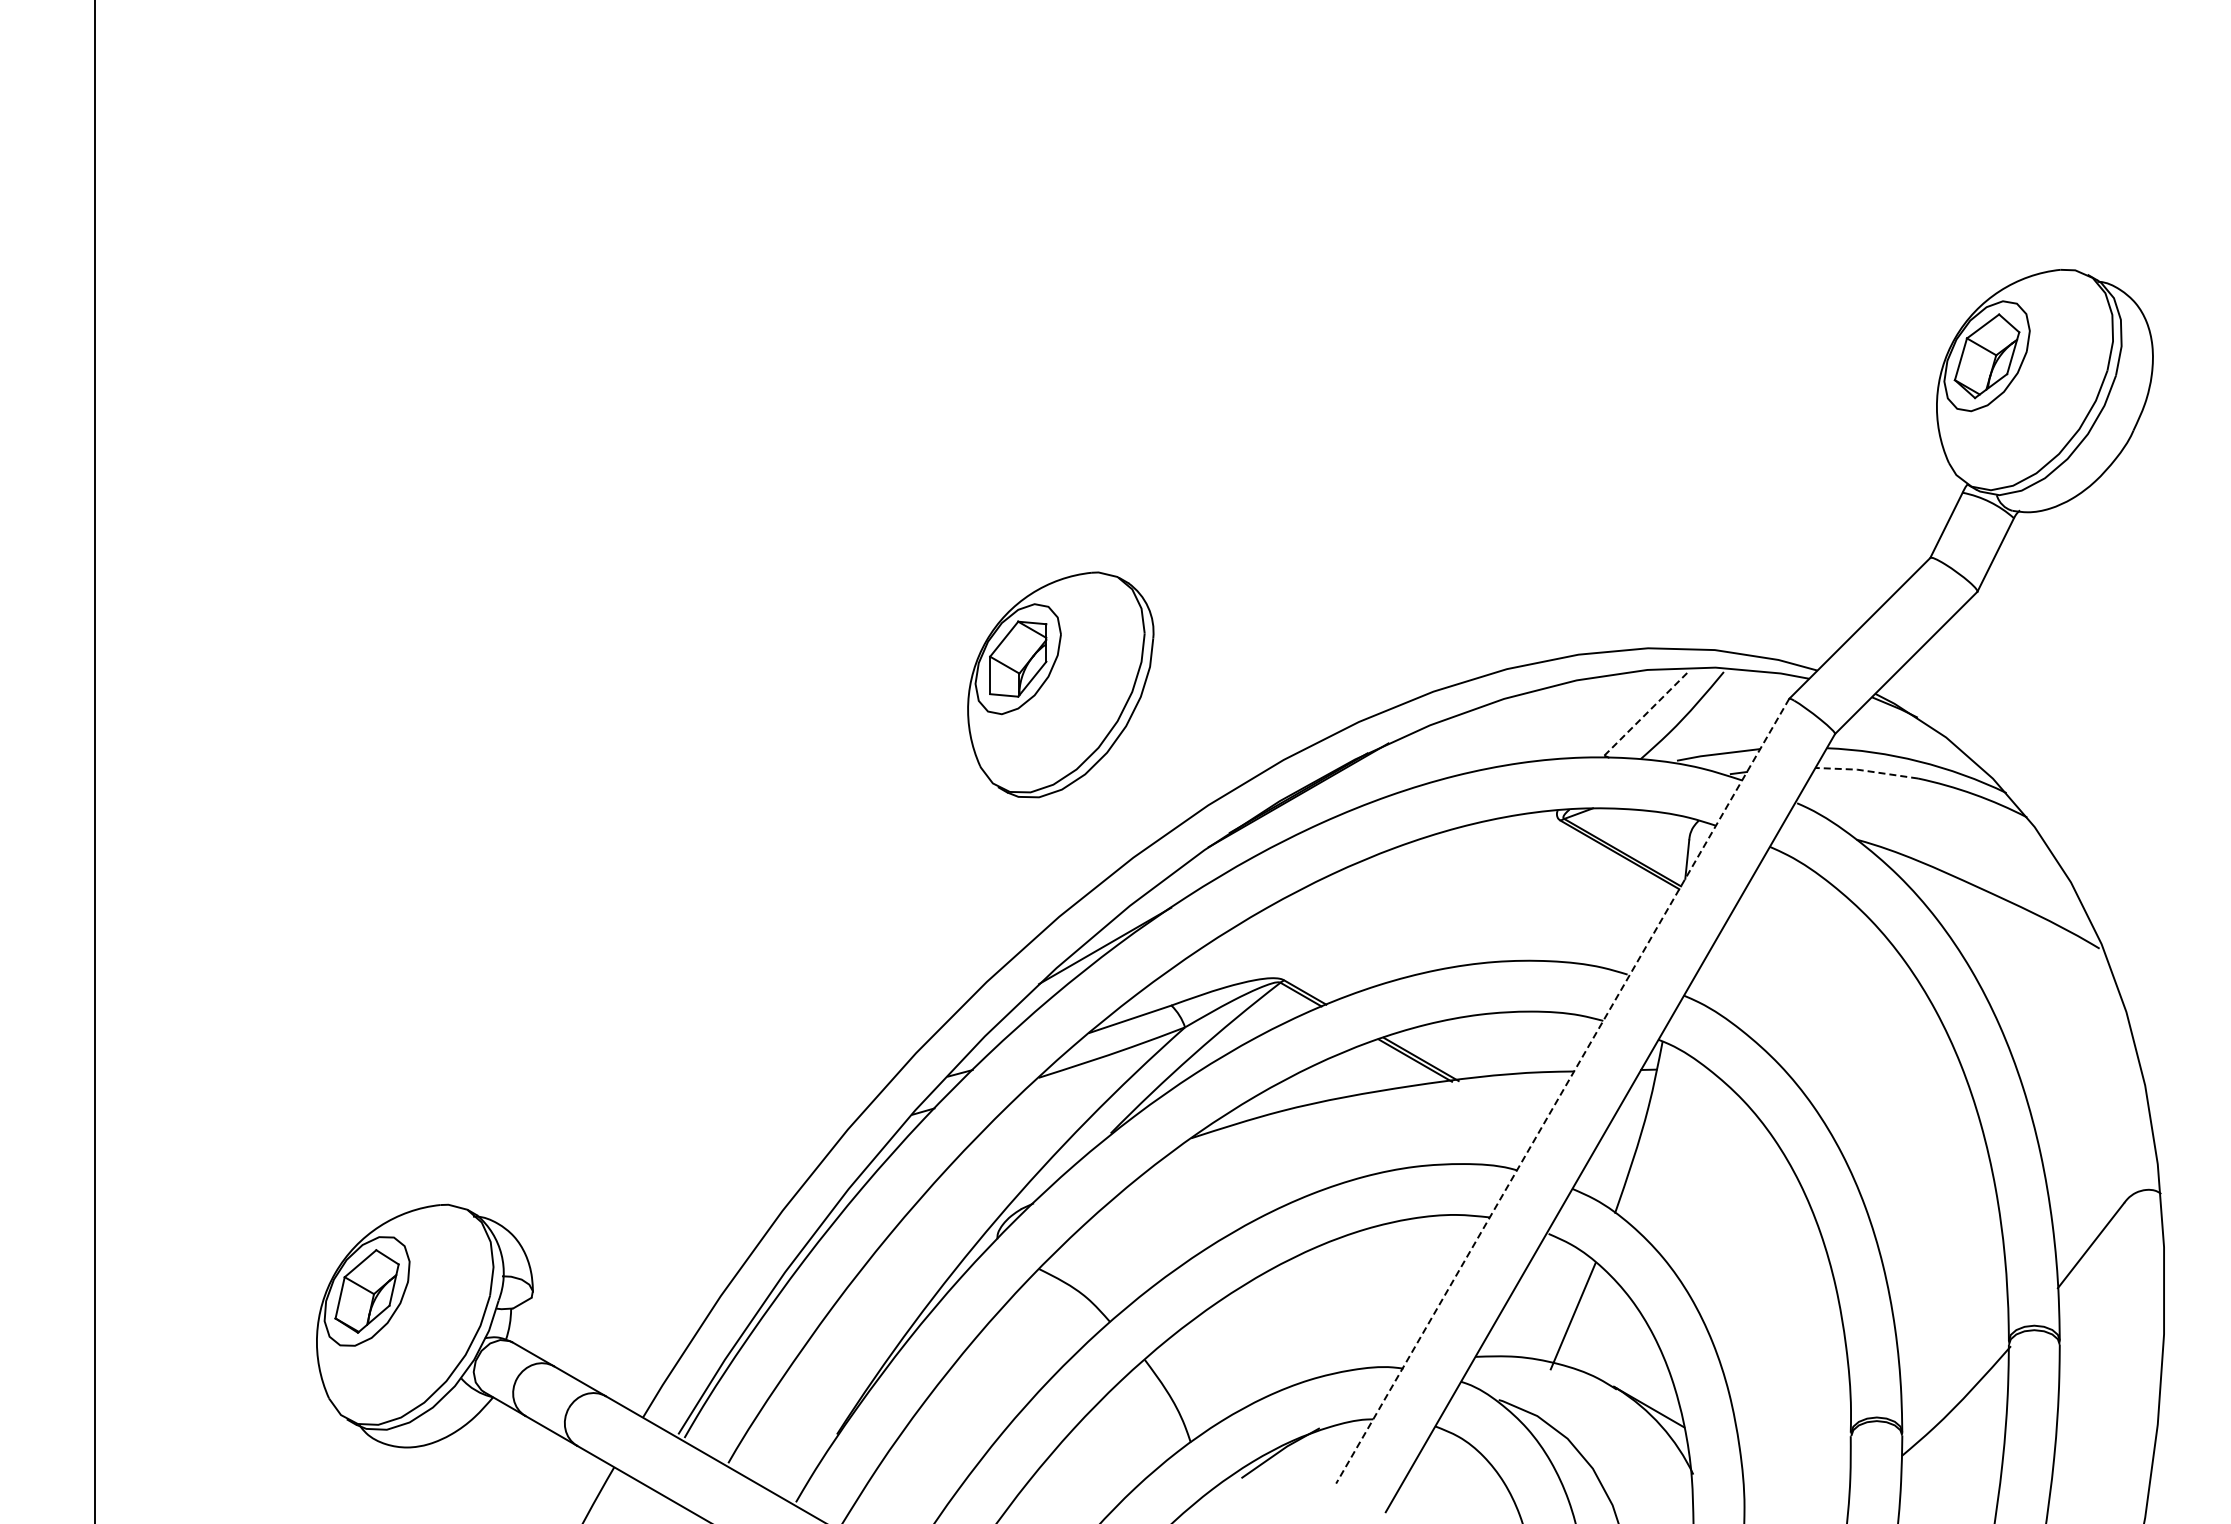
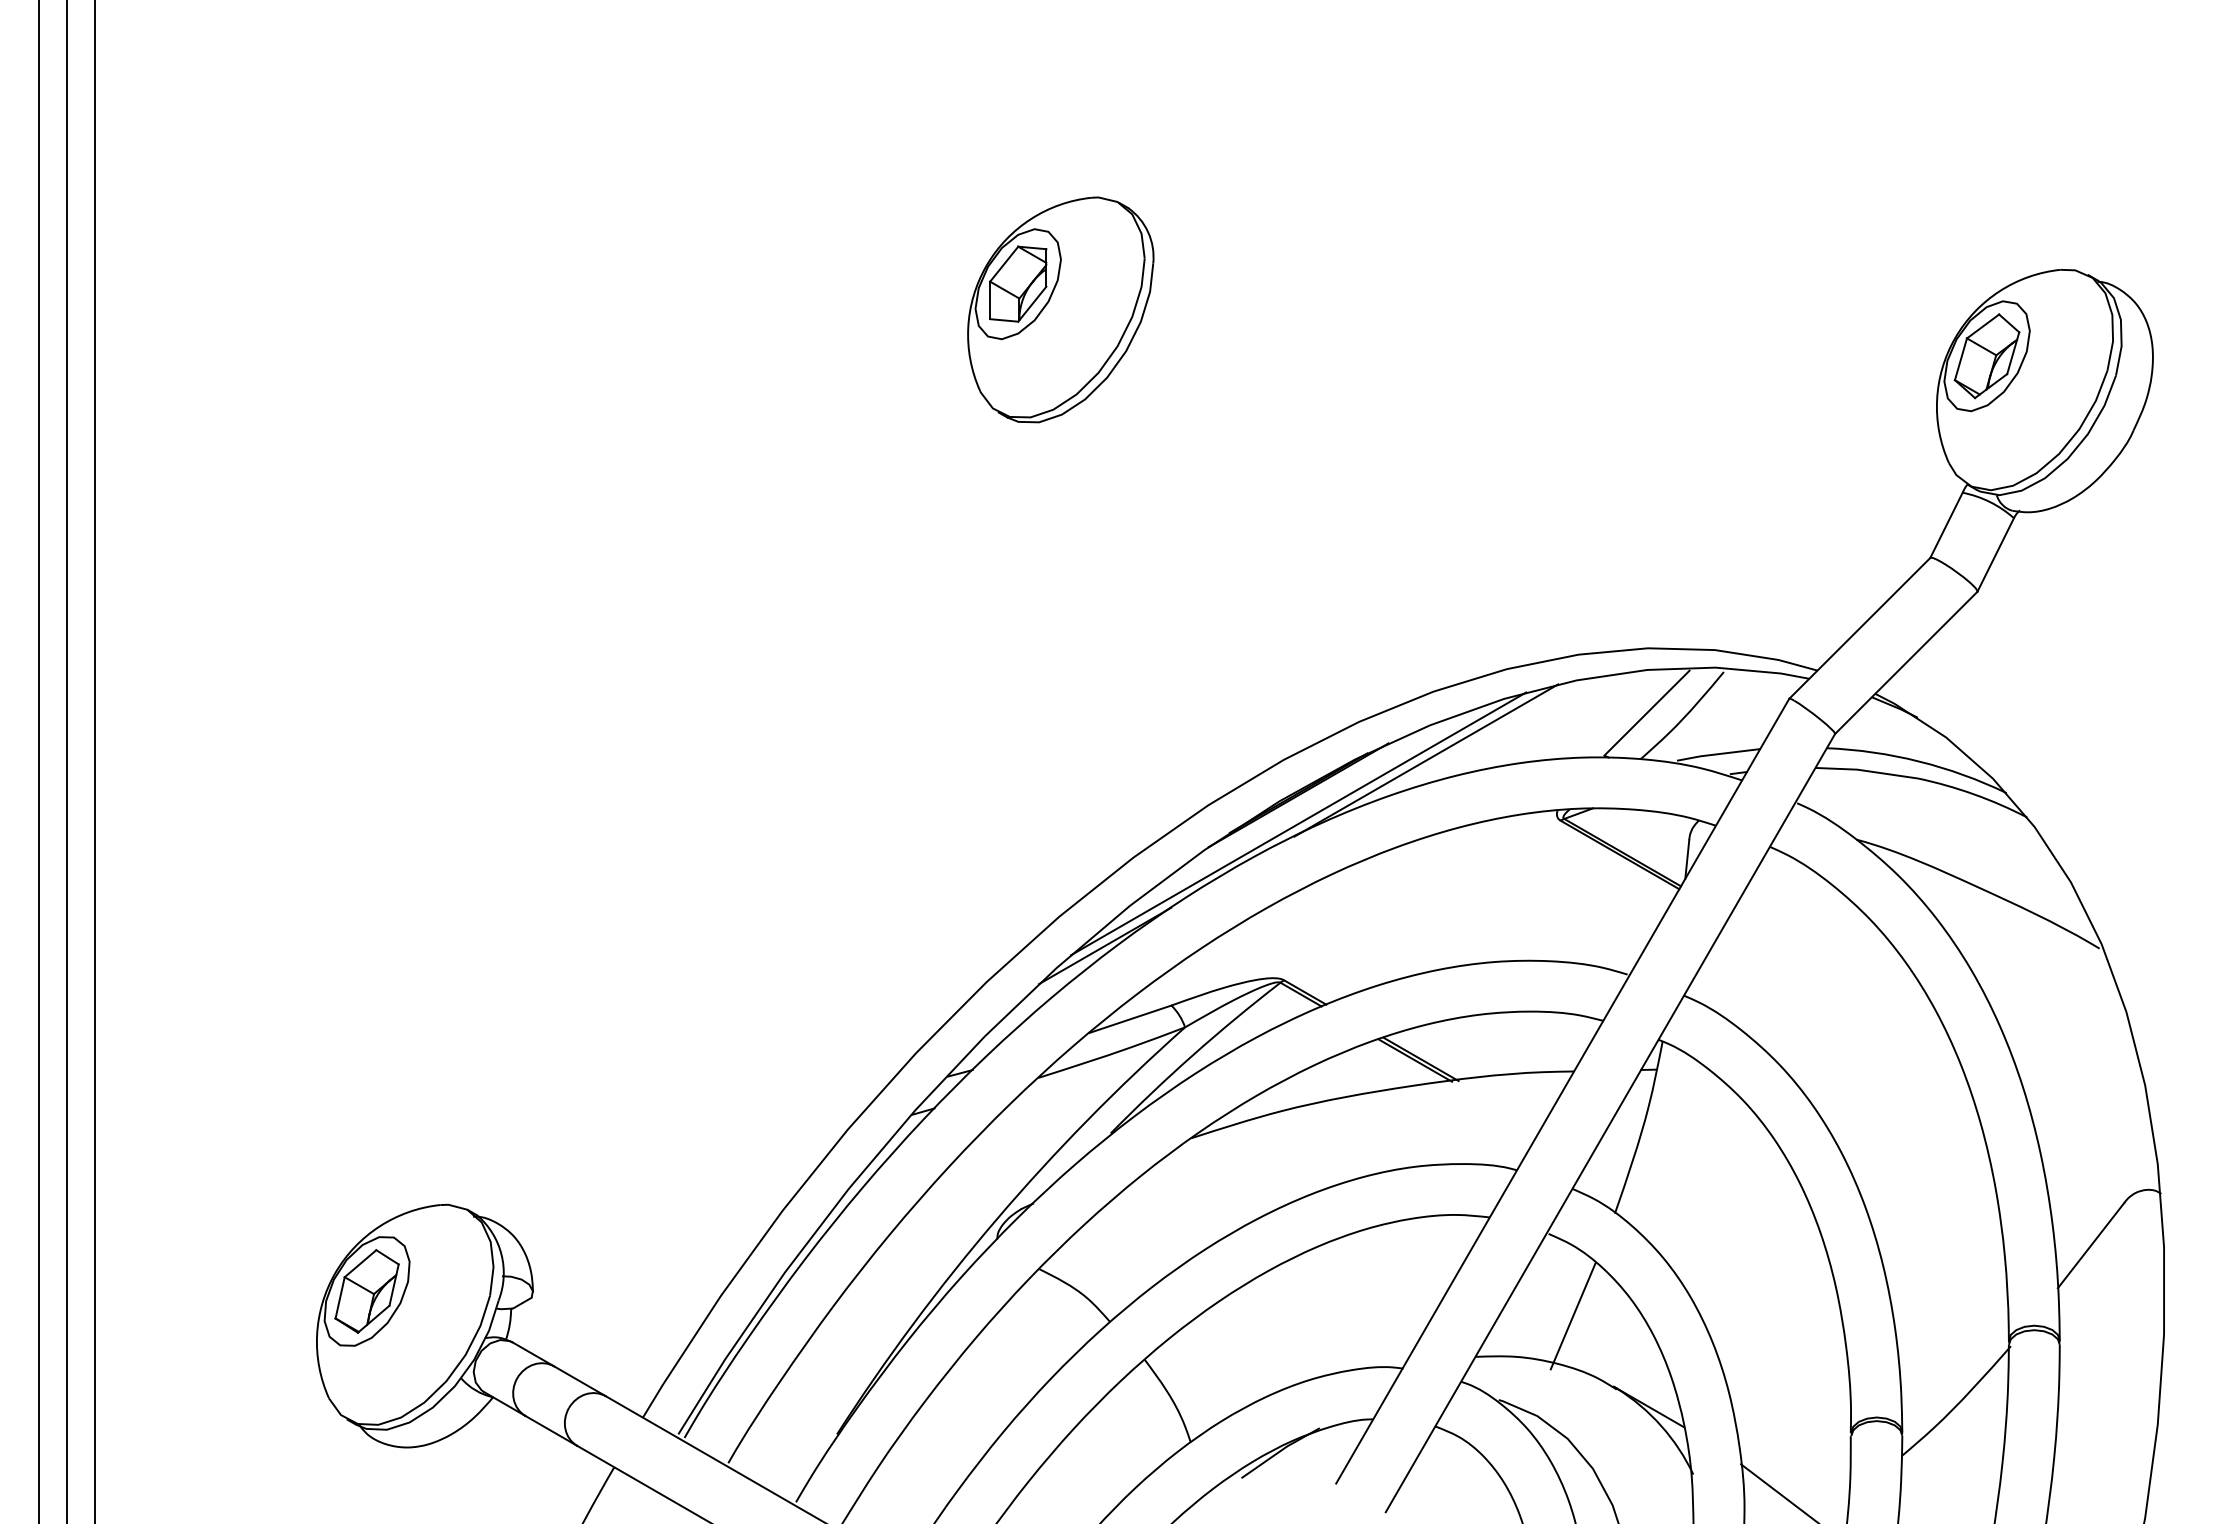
part position: (1060, 684) -> (1060, 309) (1060, 309)
line: dashed -> solid (1647, 712)
line: none -> present (1426, 760)
line: none -> present (38, 761)
line: none -> present (66, 761)
line: dashed -> solid (1866, 770)
line: none -> present (1298, 823)
line: dashed -> solid (1562, 1091)
line: none -> present (1778, 1492)
